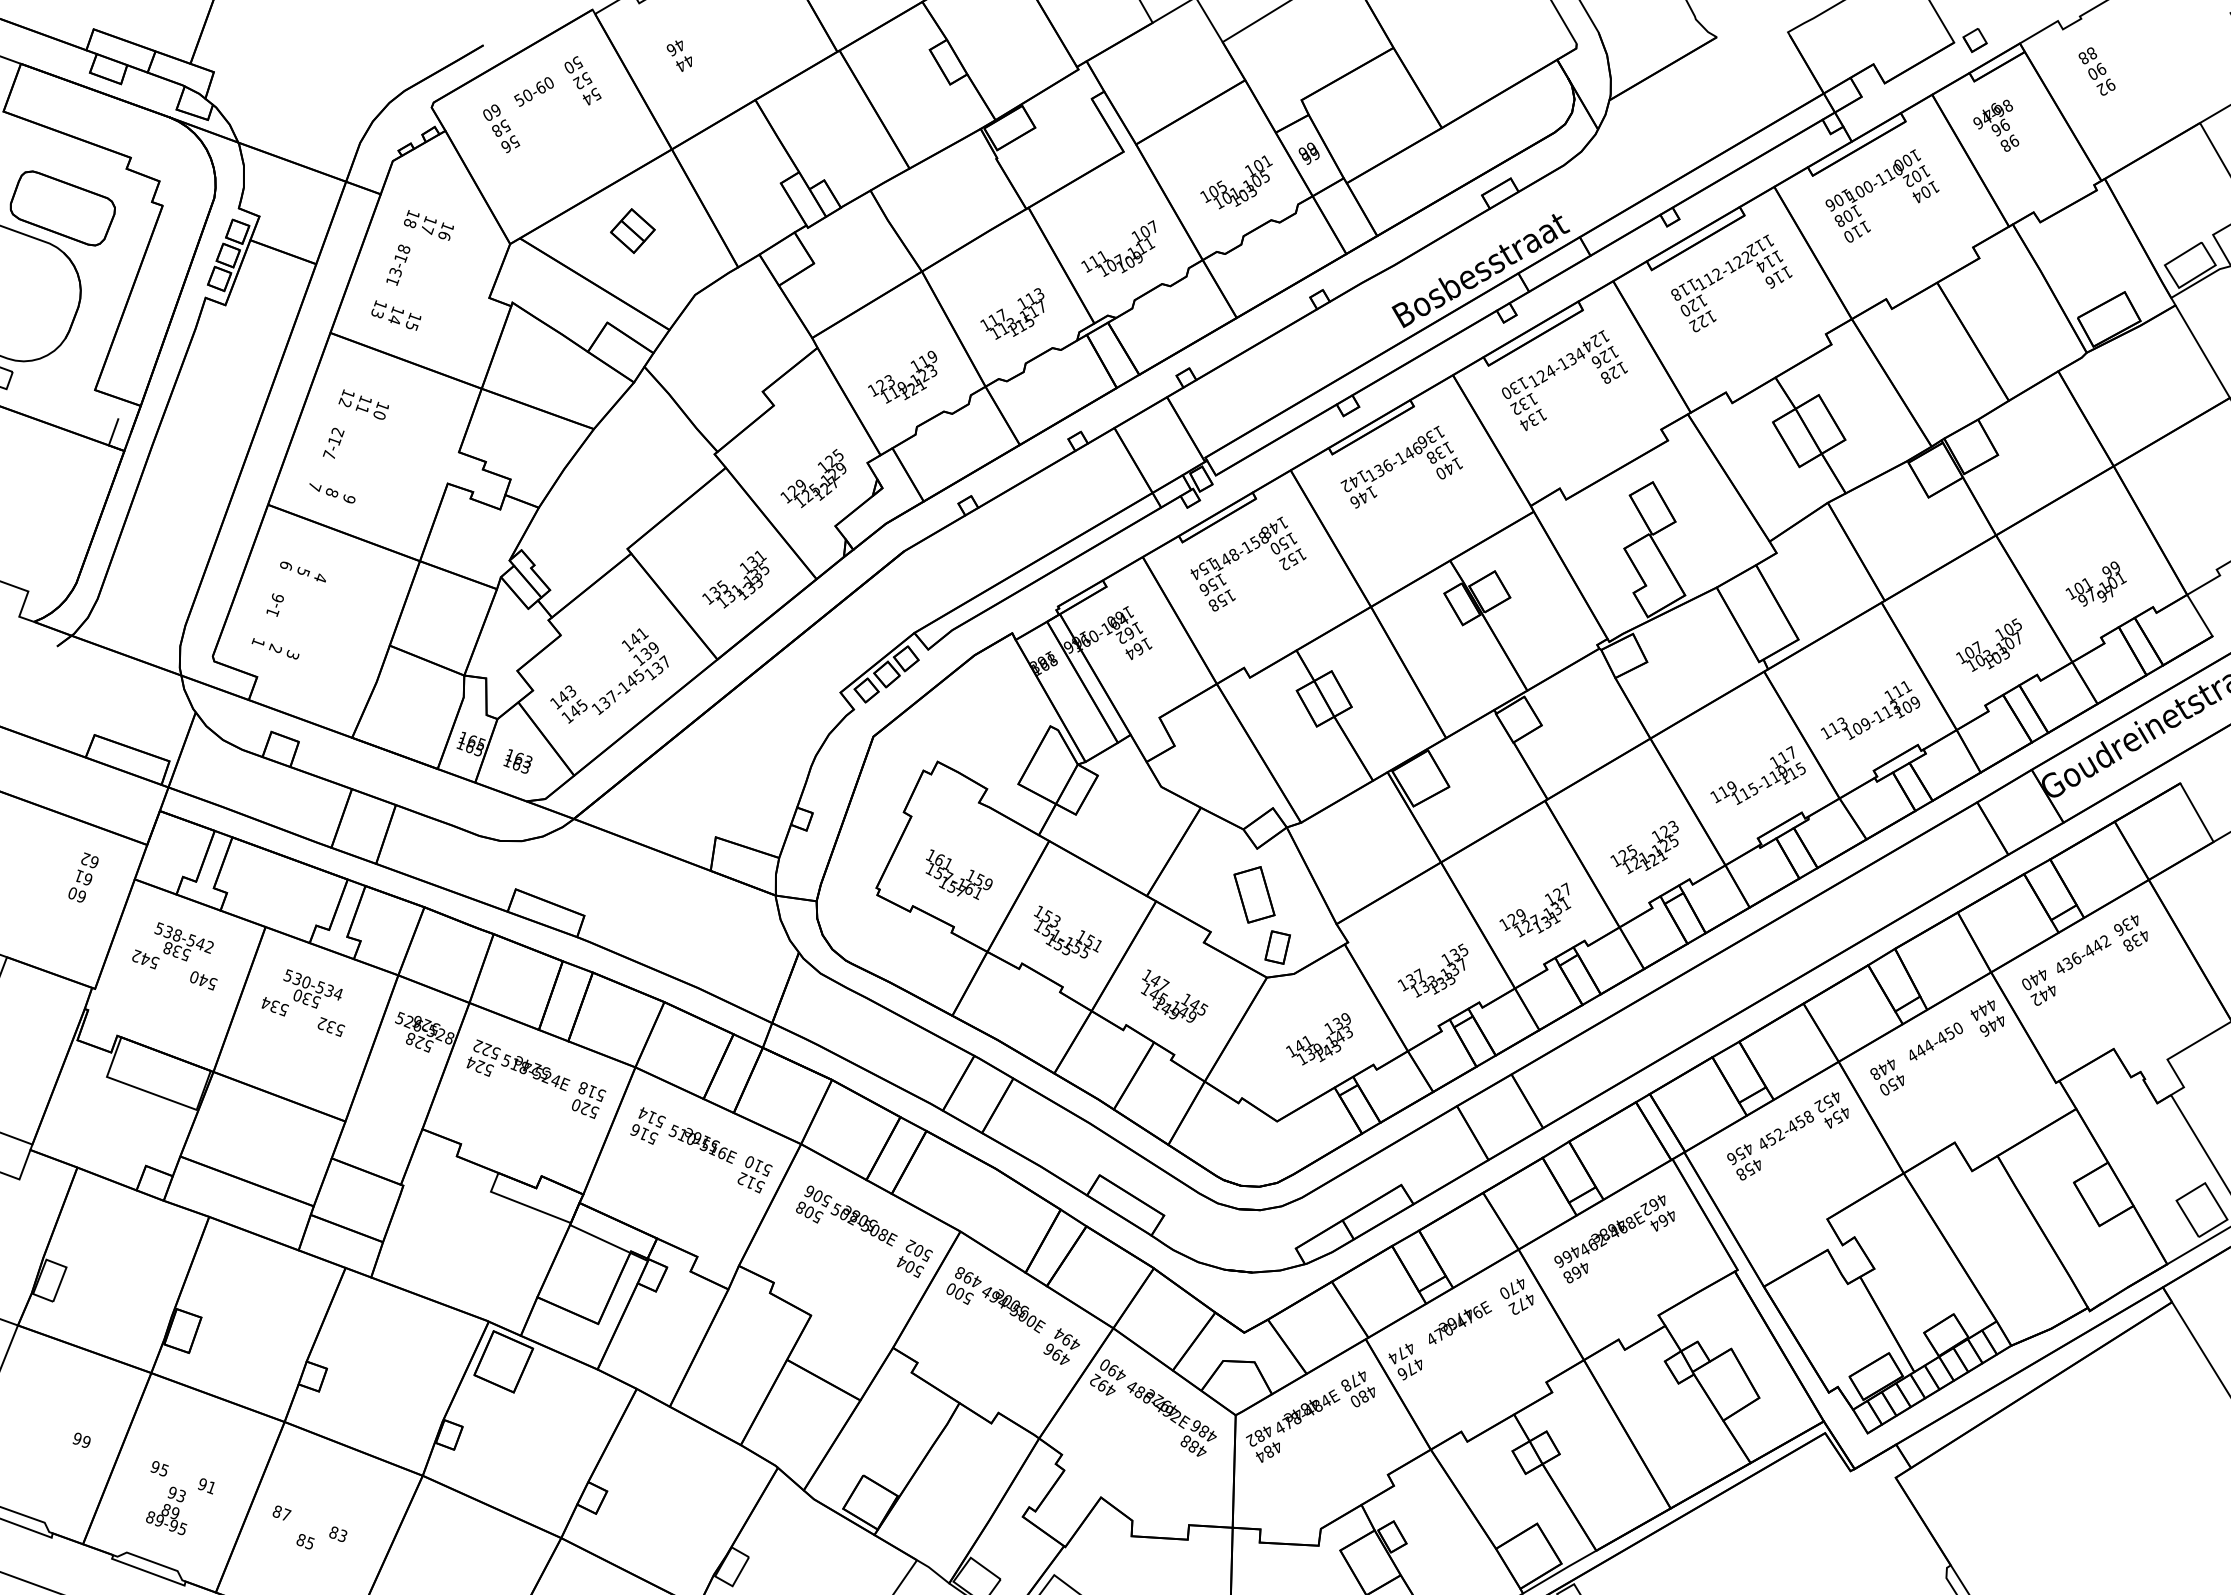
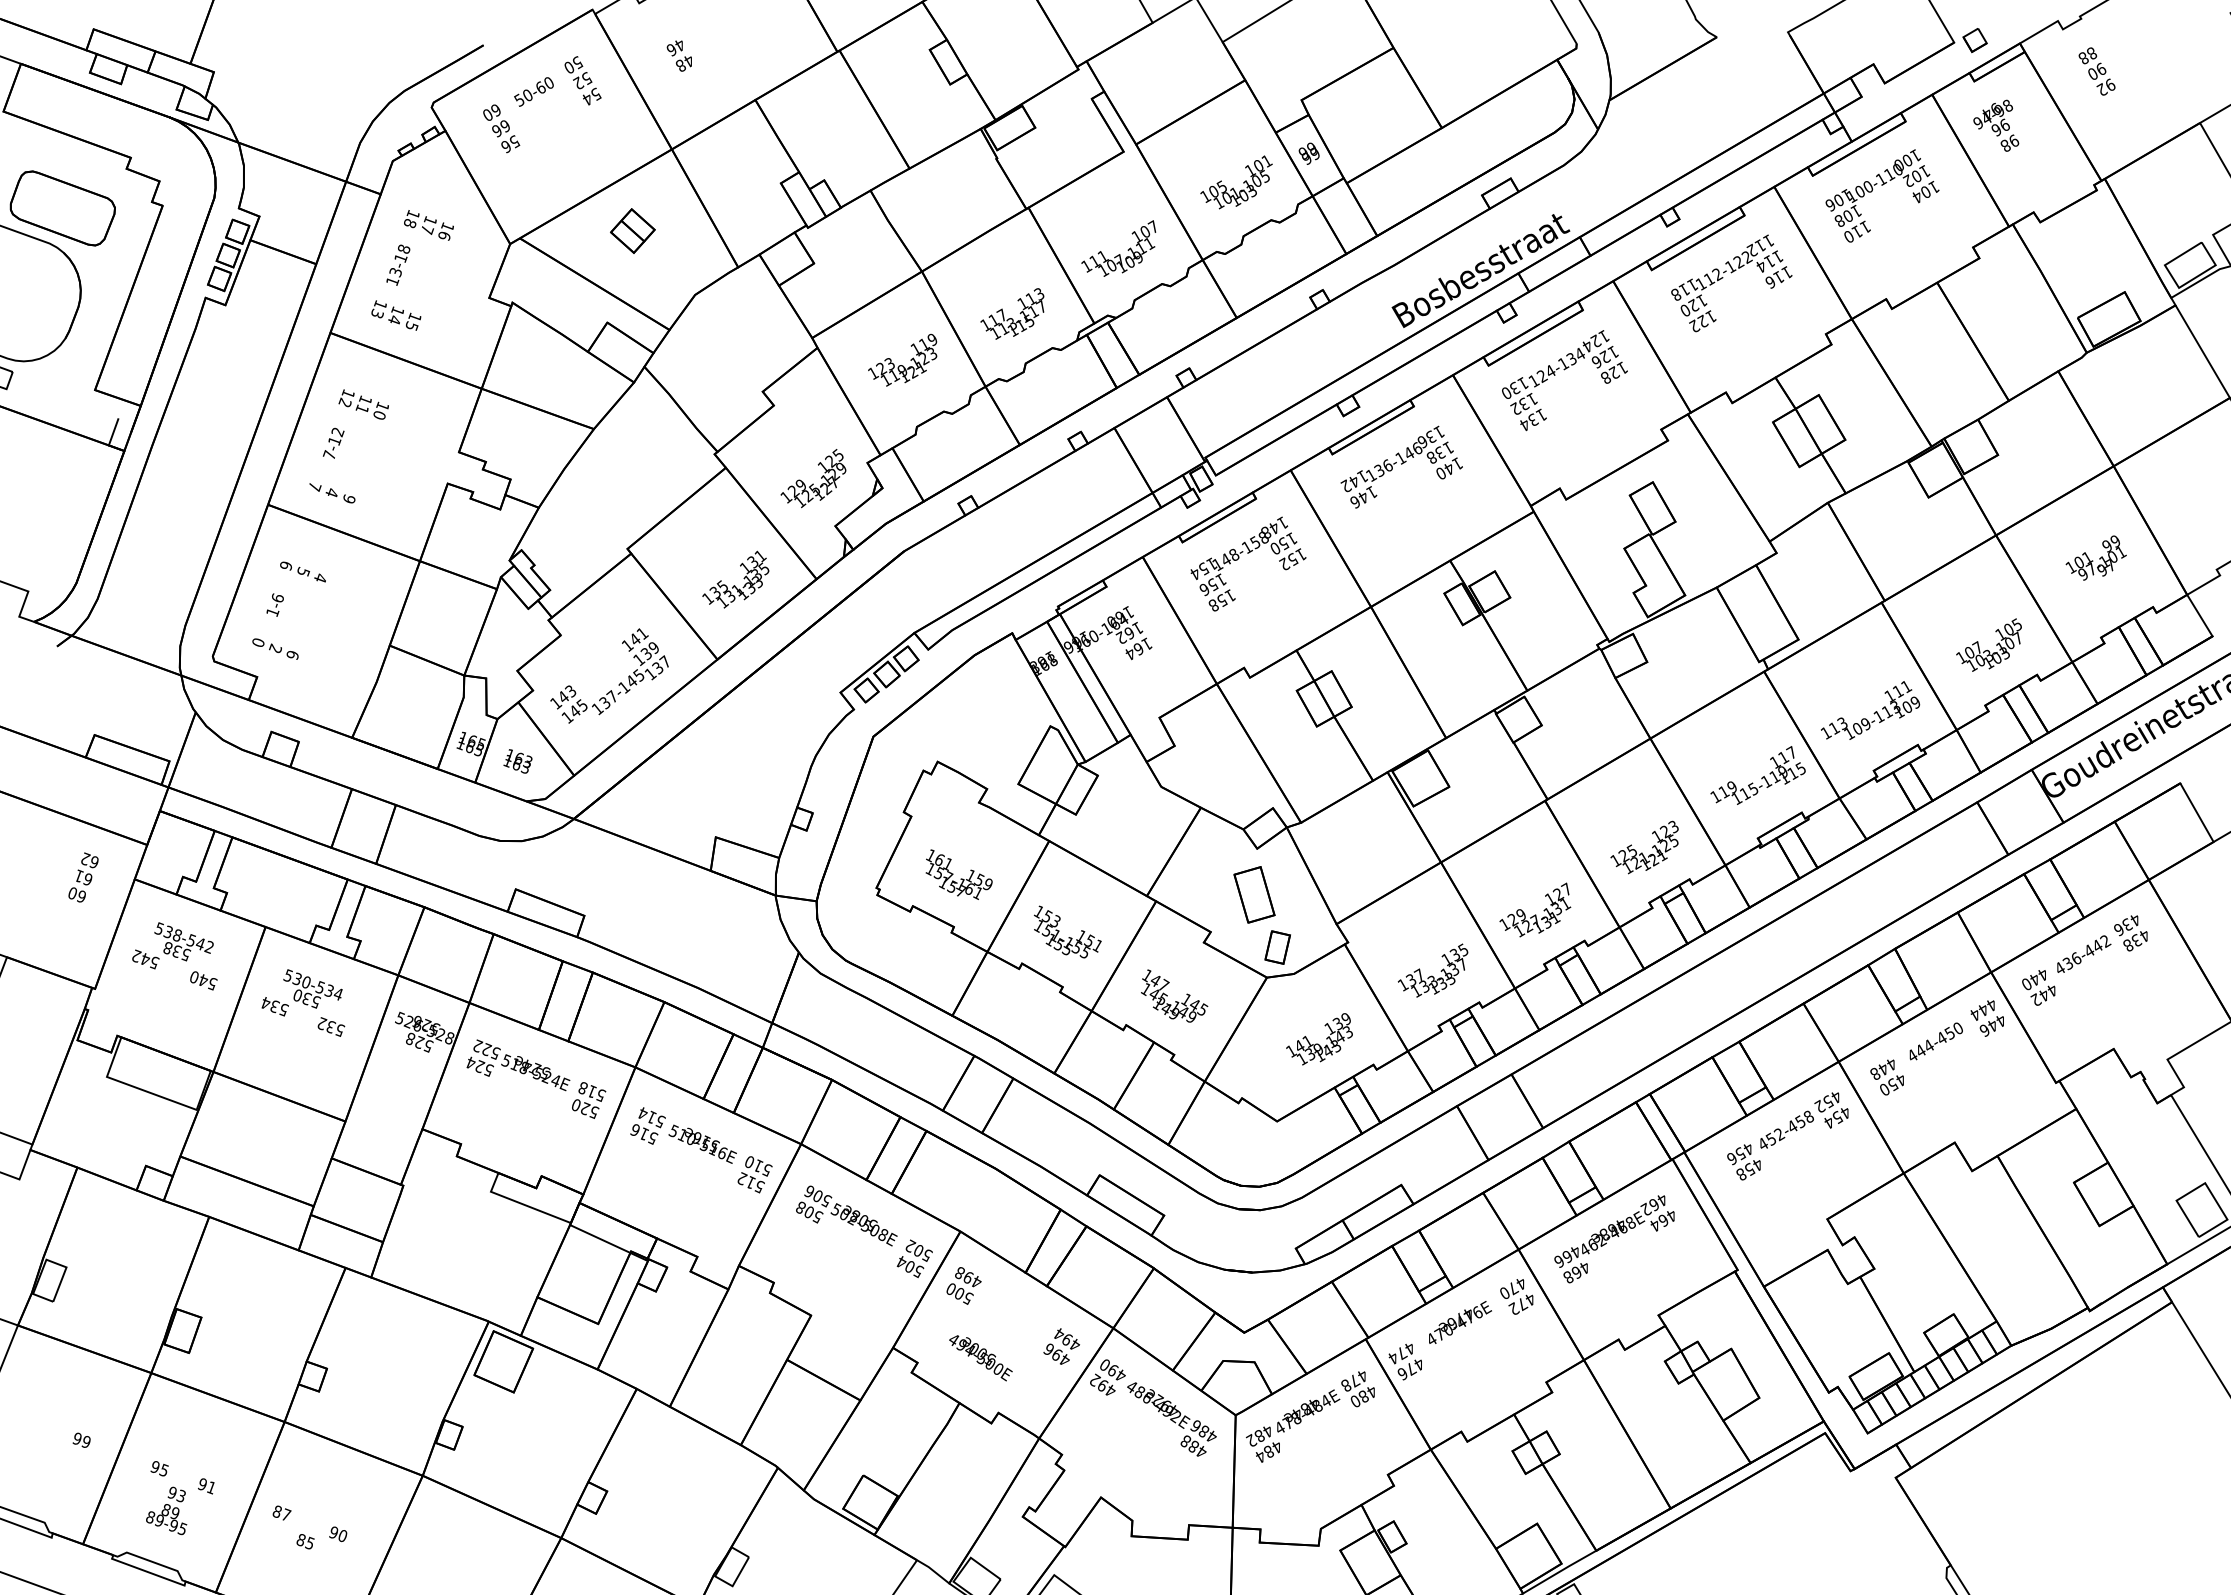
text: 44 -> 48 (680, 65)
text: 58 -> 66 (501, 128)
text position: (902, 376) -> (902, 359) (902, 359)
text: 8 -> 4 (332, 492)
text position: (2095, 583) -> (2095, 557) (2095, 557)
text: 1 -> 0 (257, 642)
text: 3 -> 6 (292, 654)
text position: (1013, 1310) -> (980, 1358) (980, 1358)
text: 83 -> 90 (338, 1534)
